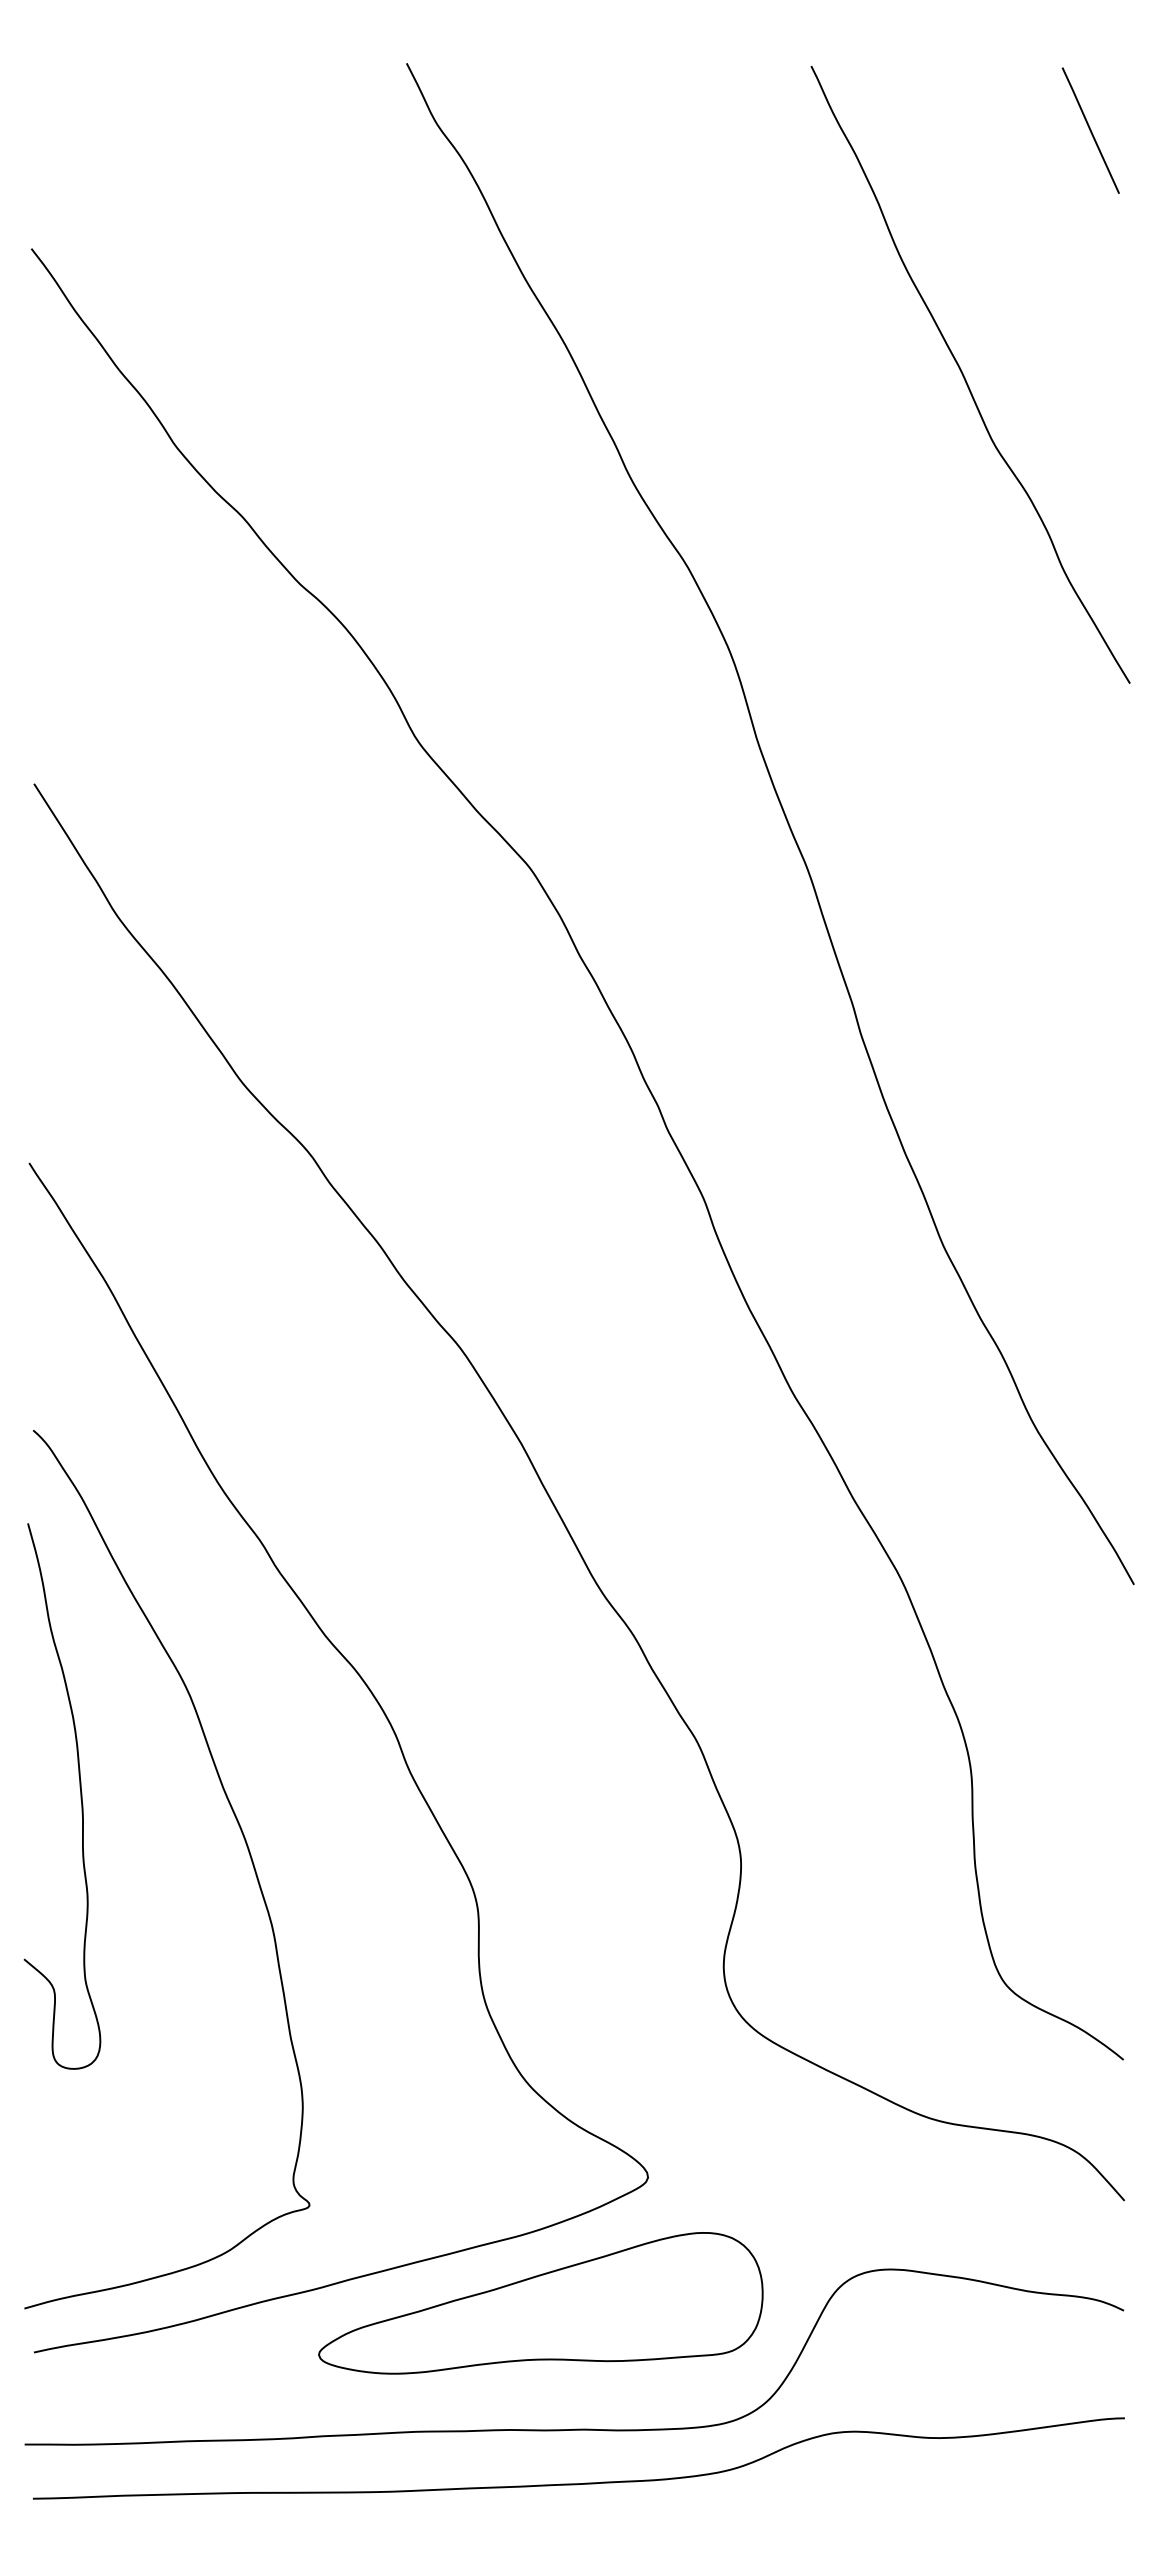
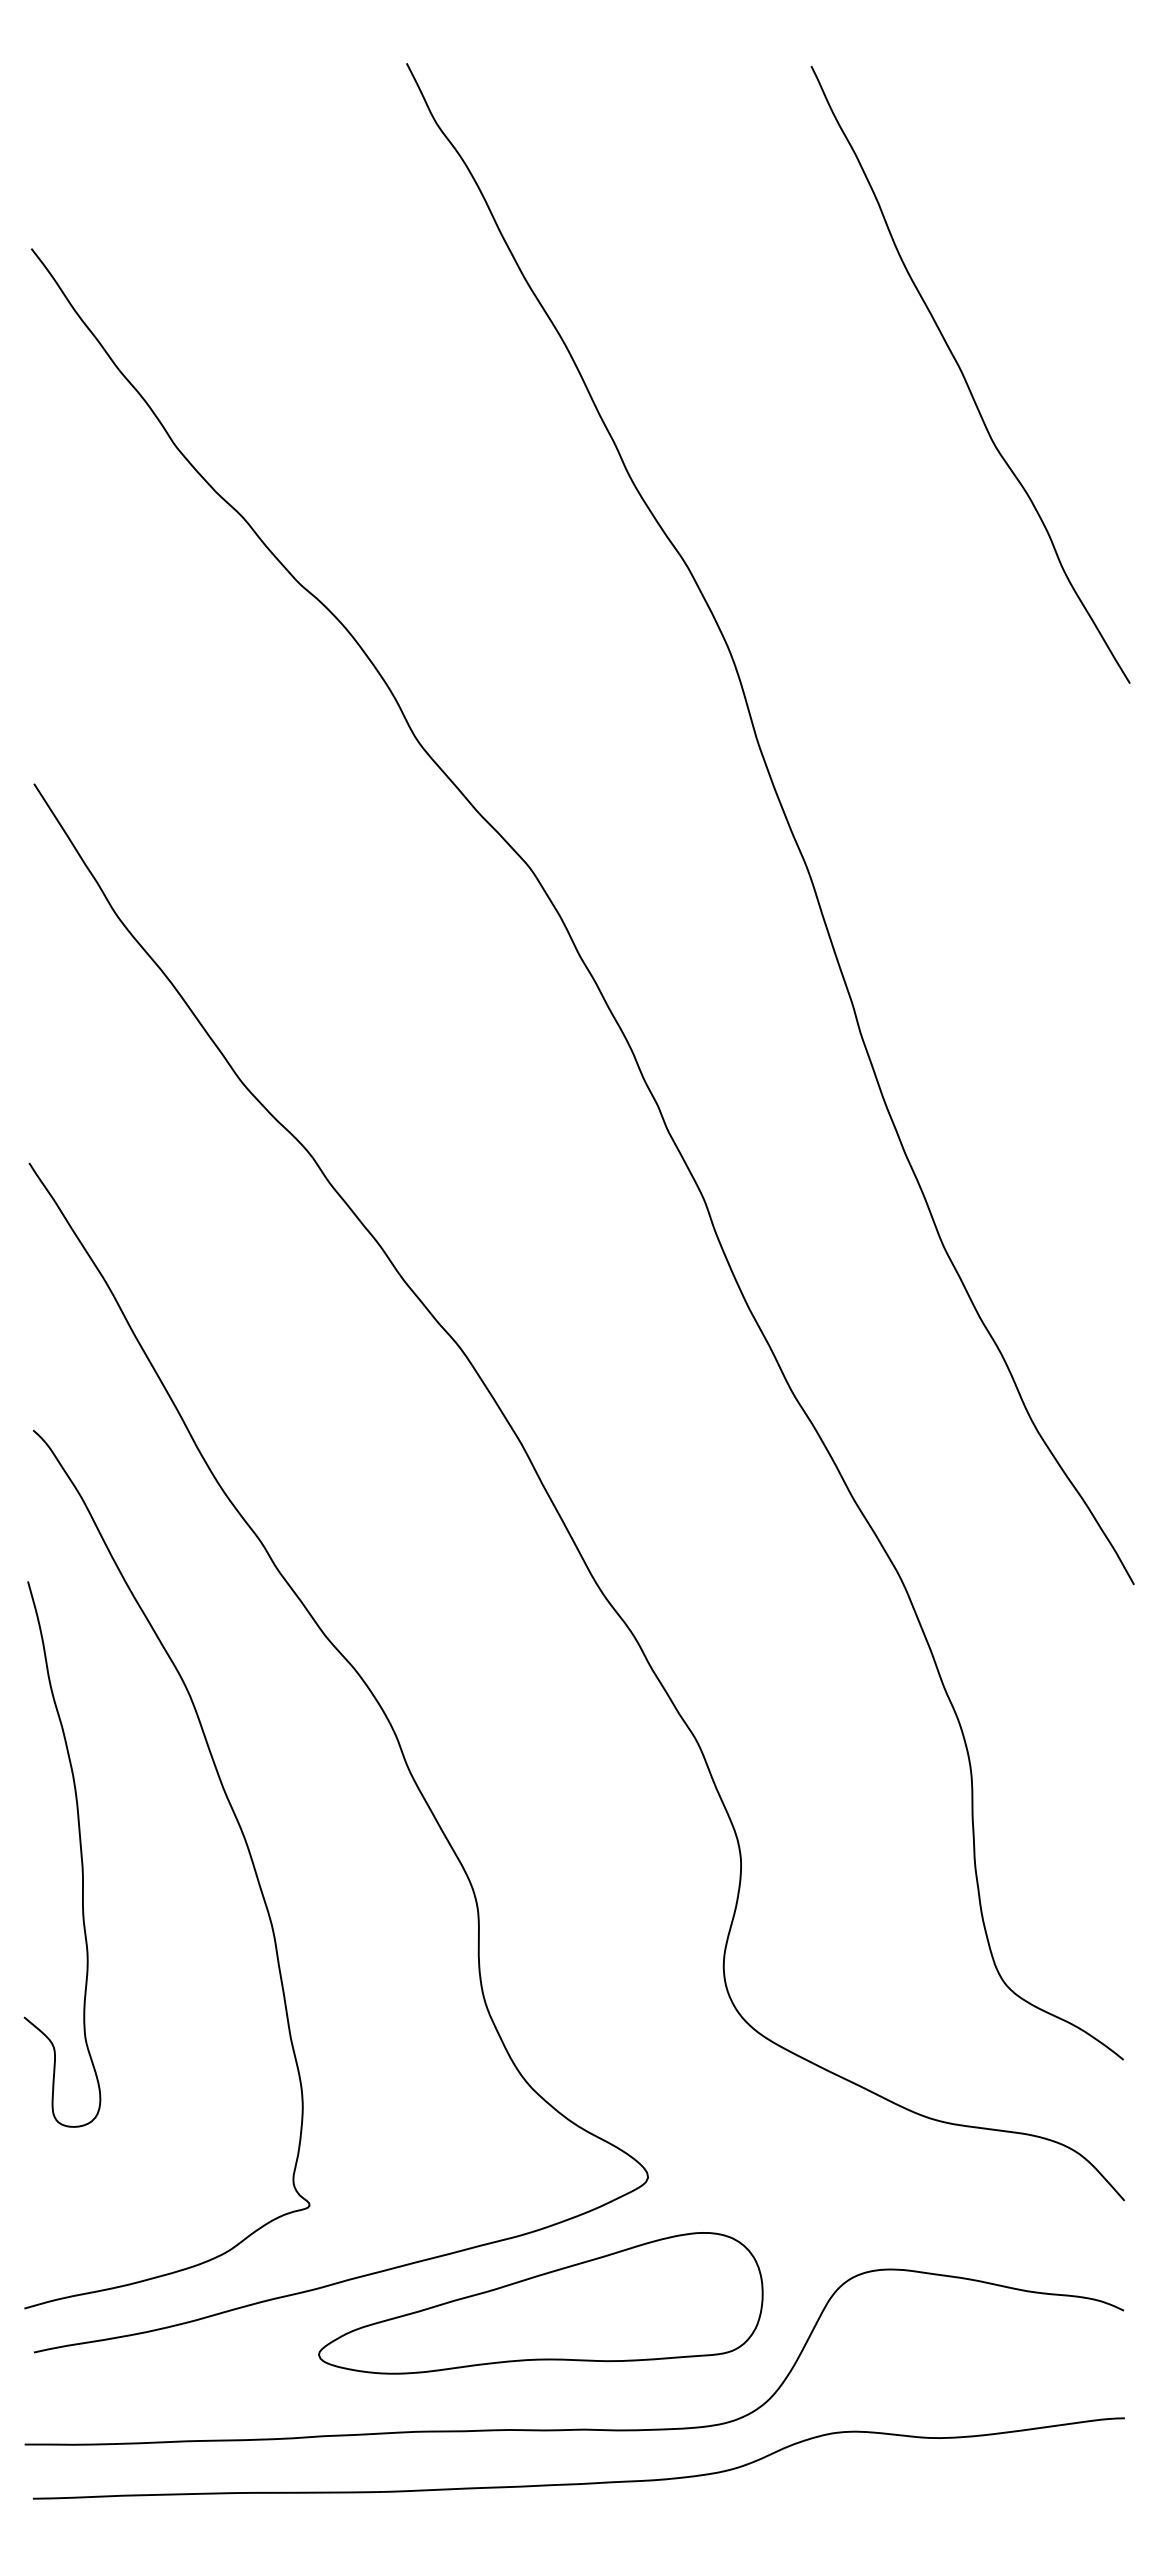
line: present -> none (1090, 130)
curve position: (80, 1796) -> (80, 1854) (80, 1854)
